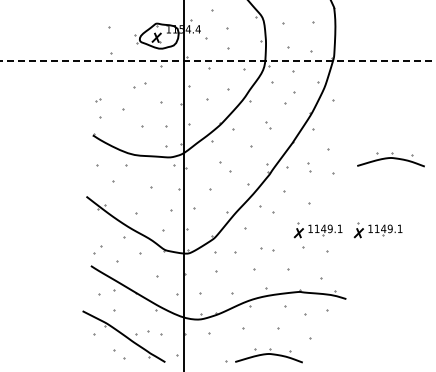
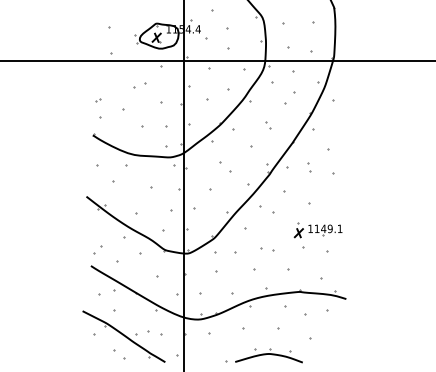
line: dashed -> solid (217, 60)
part: present -> none (390, 159)
part: present -> none (377, 230)
